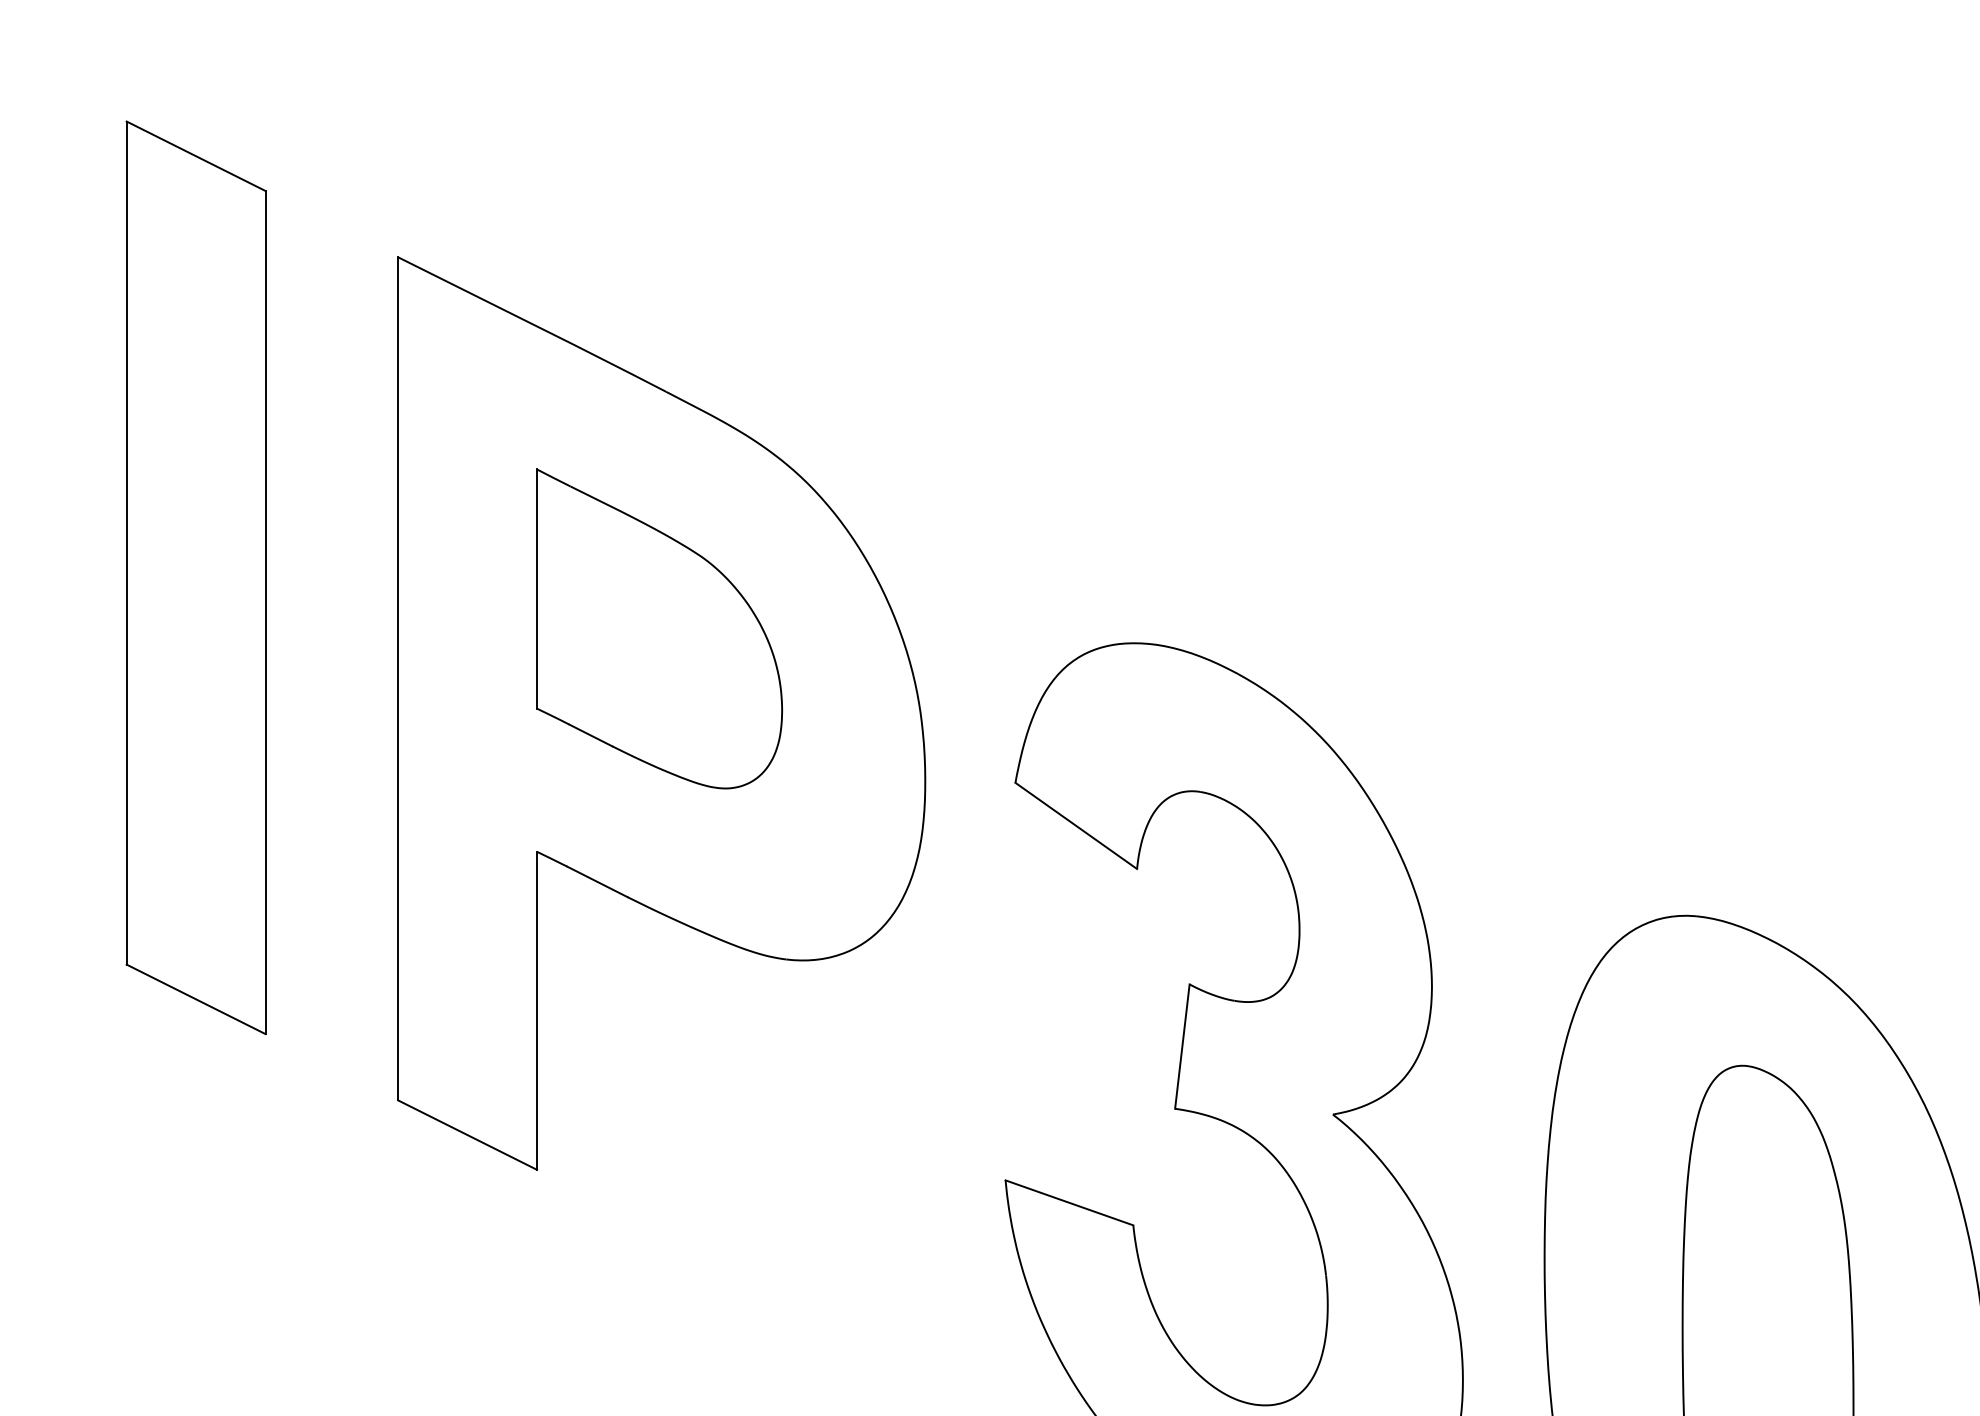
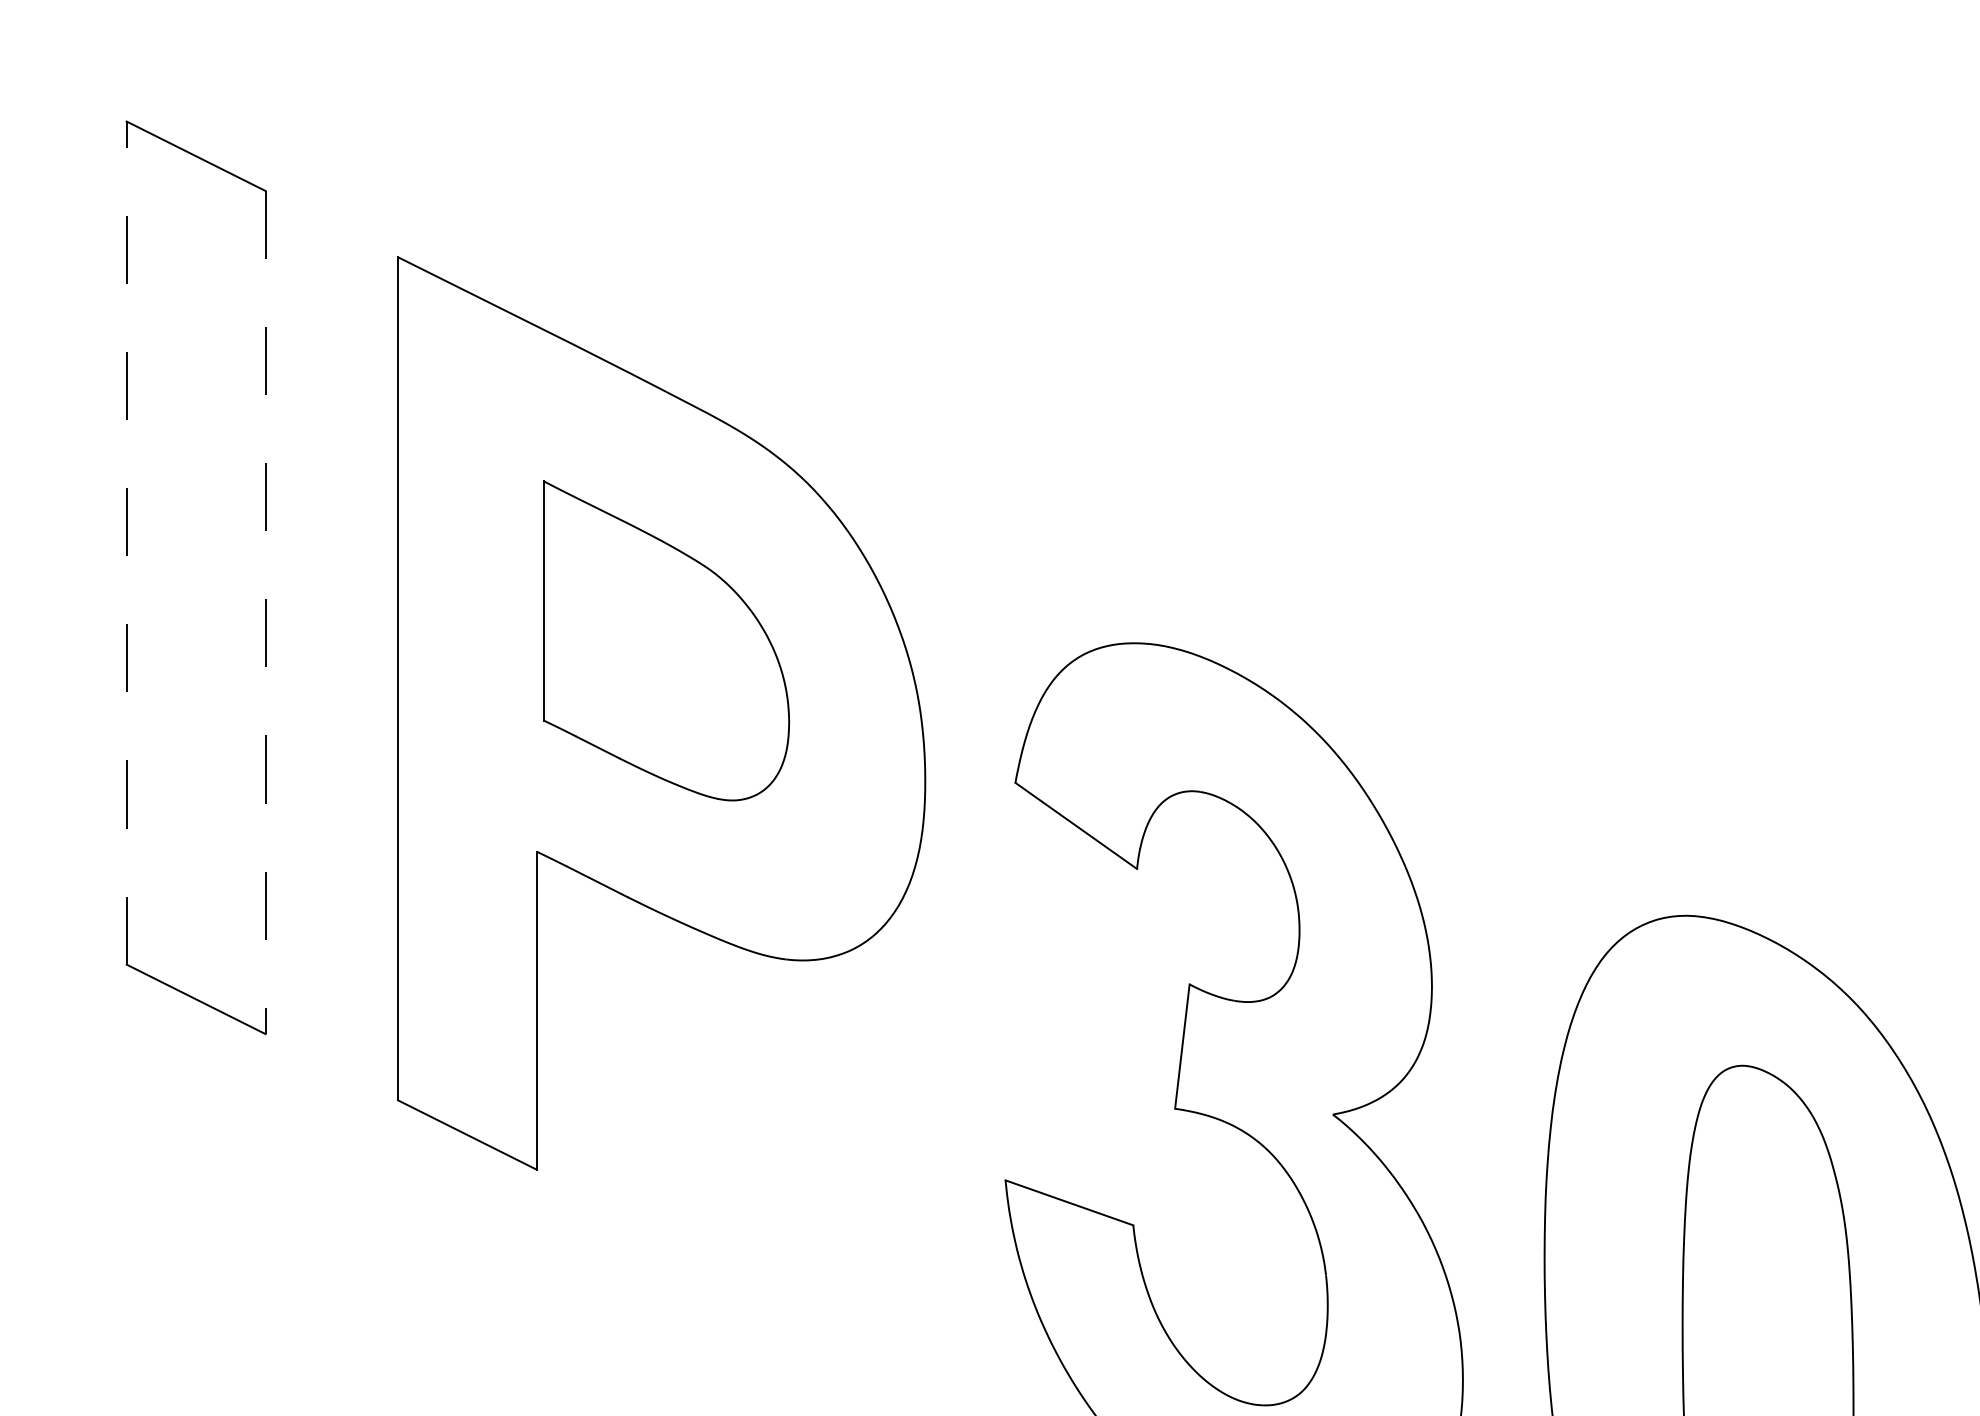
line: solid -> dashed (126, 543)
line: solid -> dashed (265, 612)
part position: (659, 628) -> (666, 640) (666, 640)
